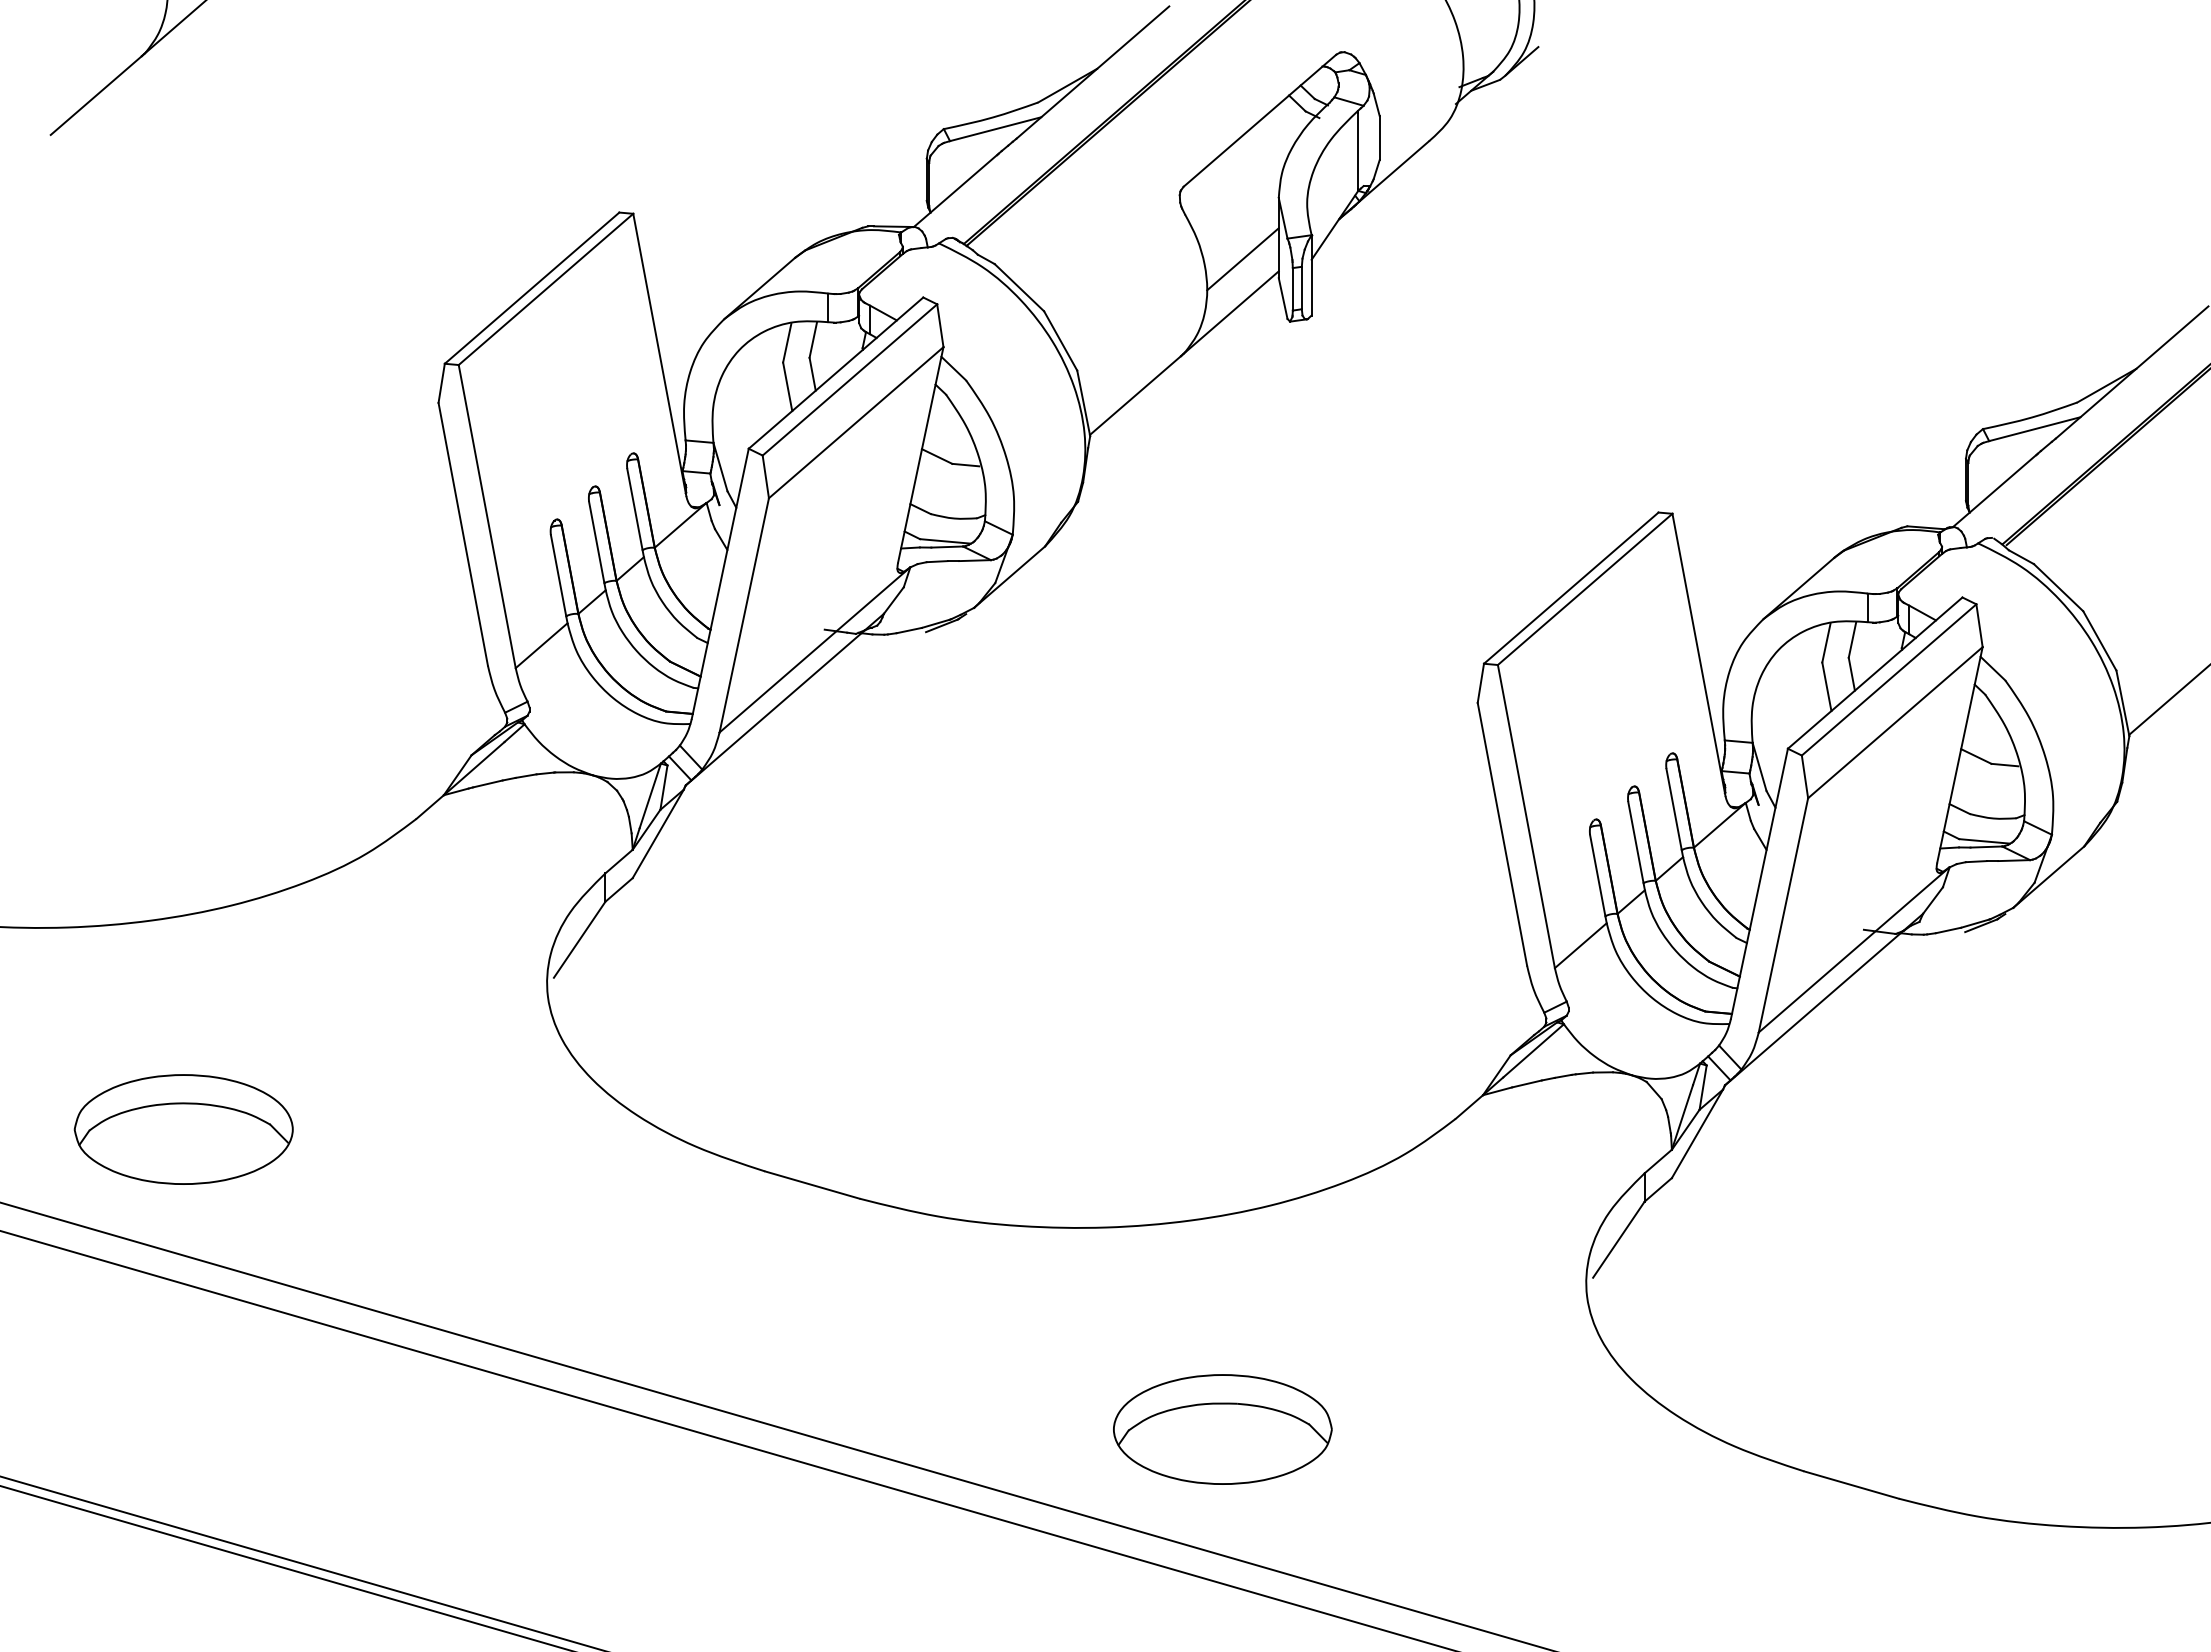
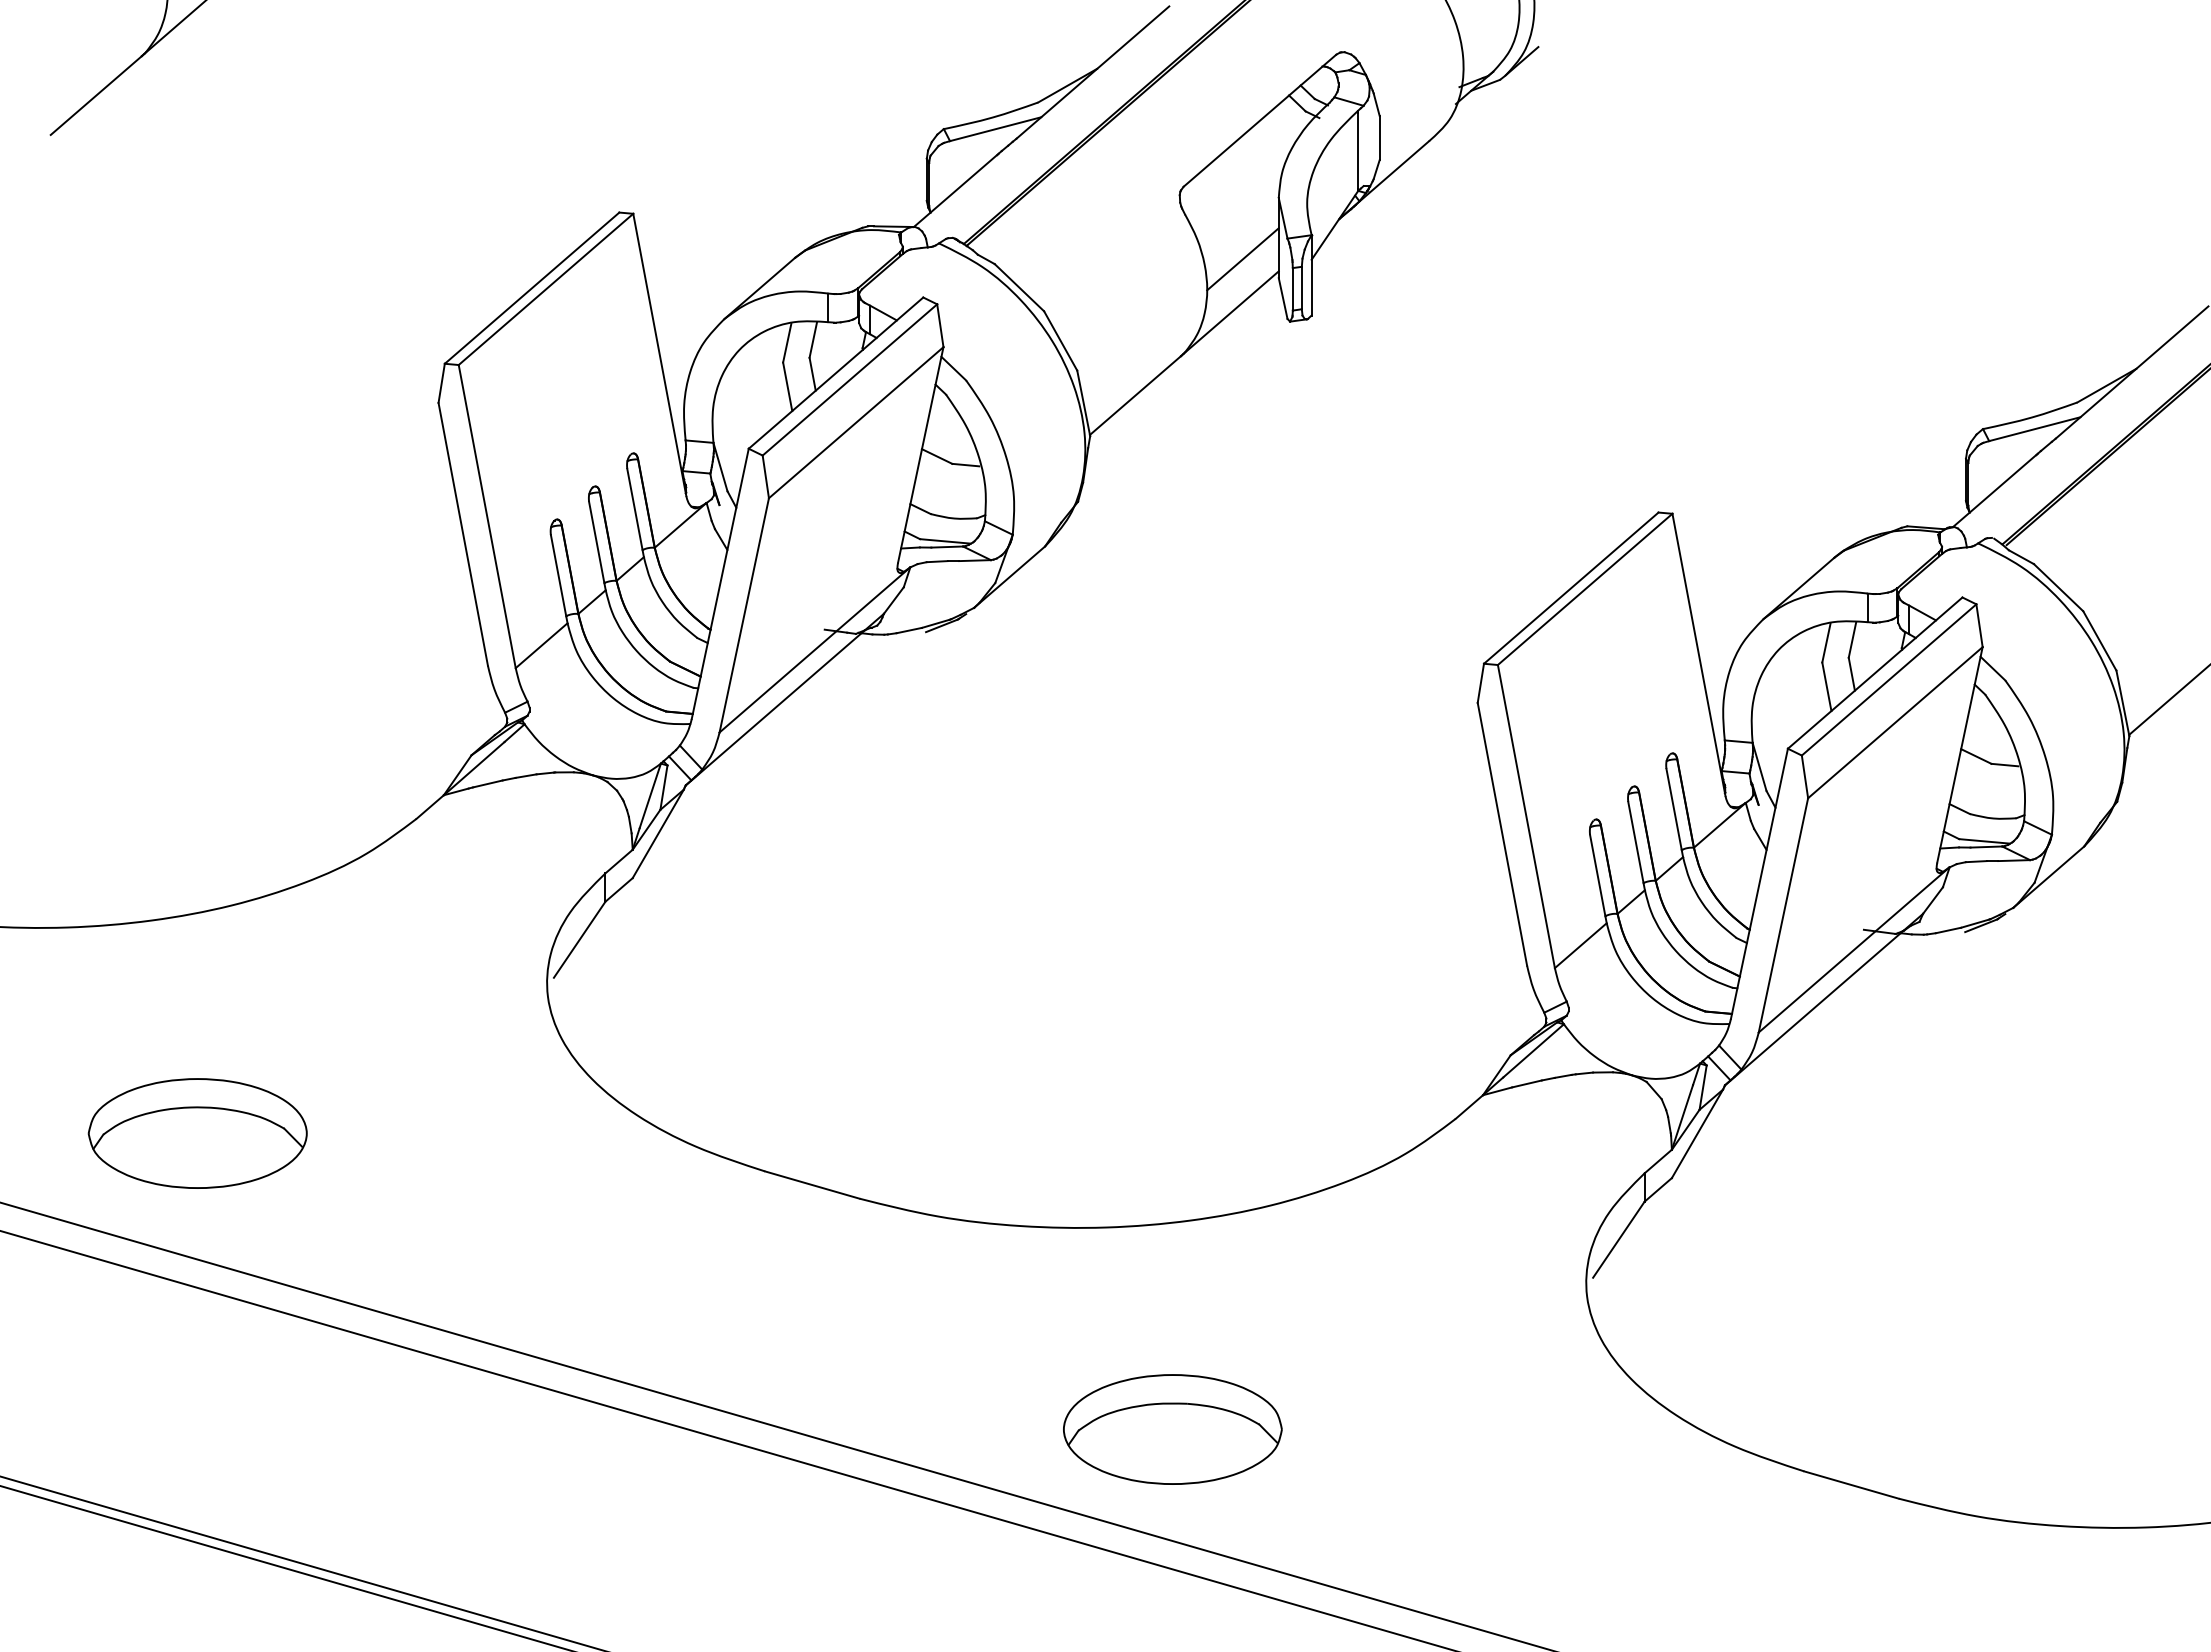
part position: (183, 1129) -> (197, 1133) (197, 1133)
part position: (1222, 1429) -> (1172, 1429) (1172, 1429)
